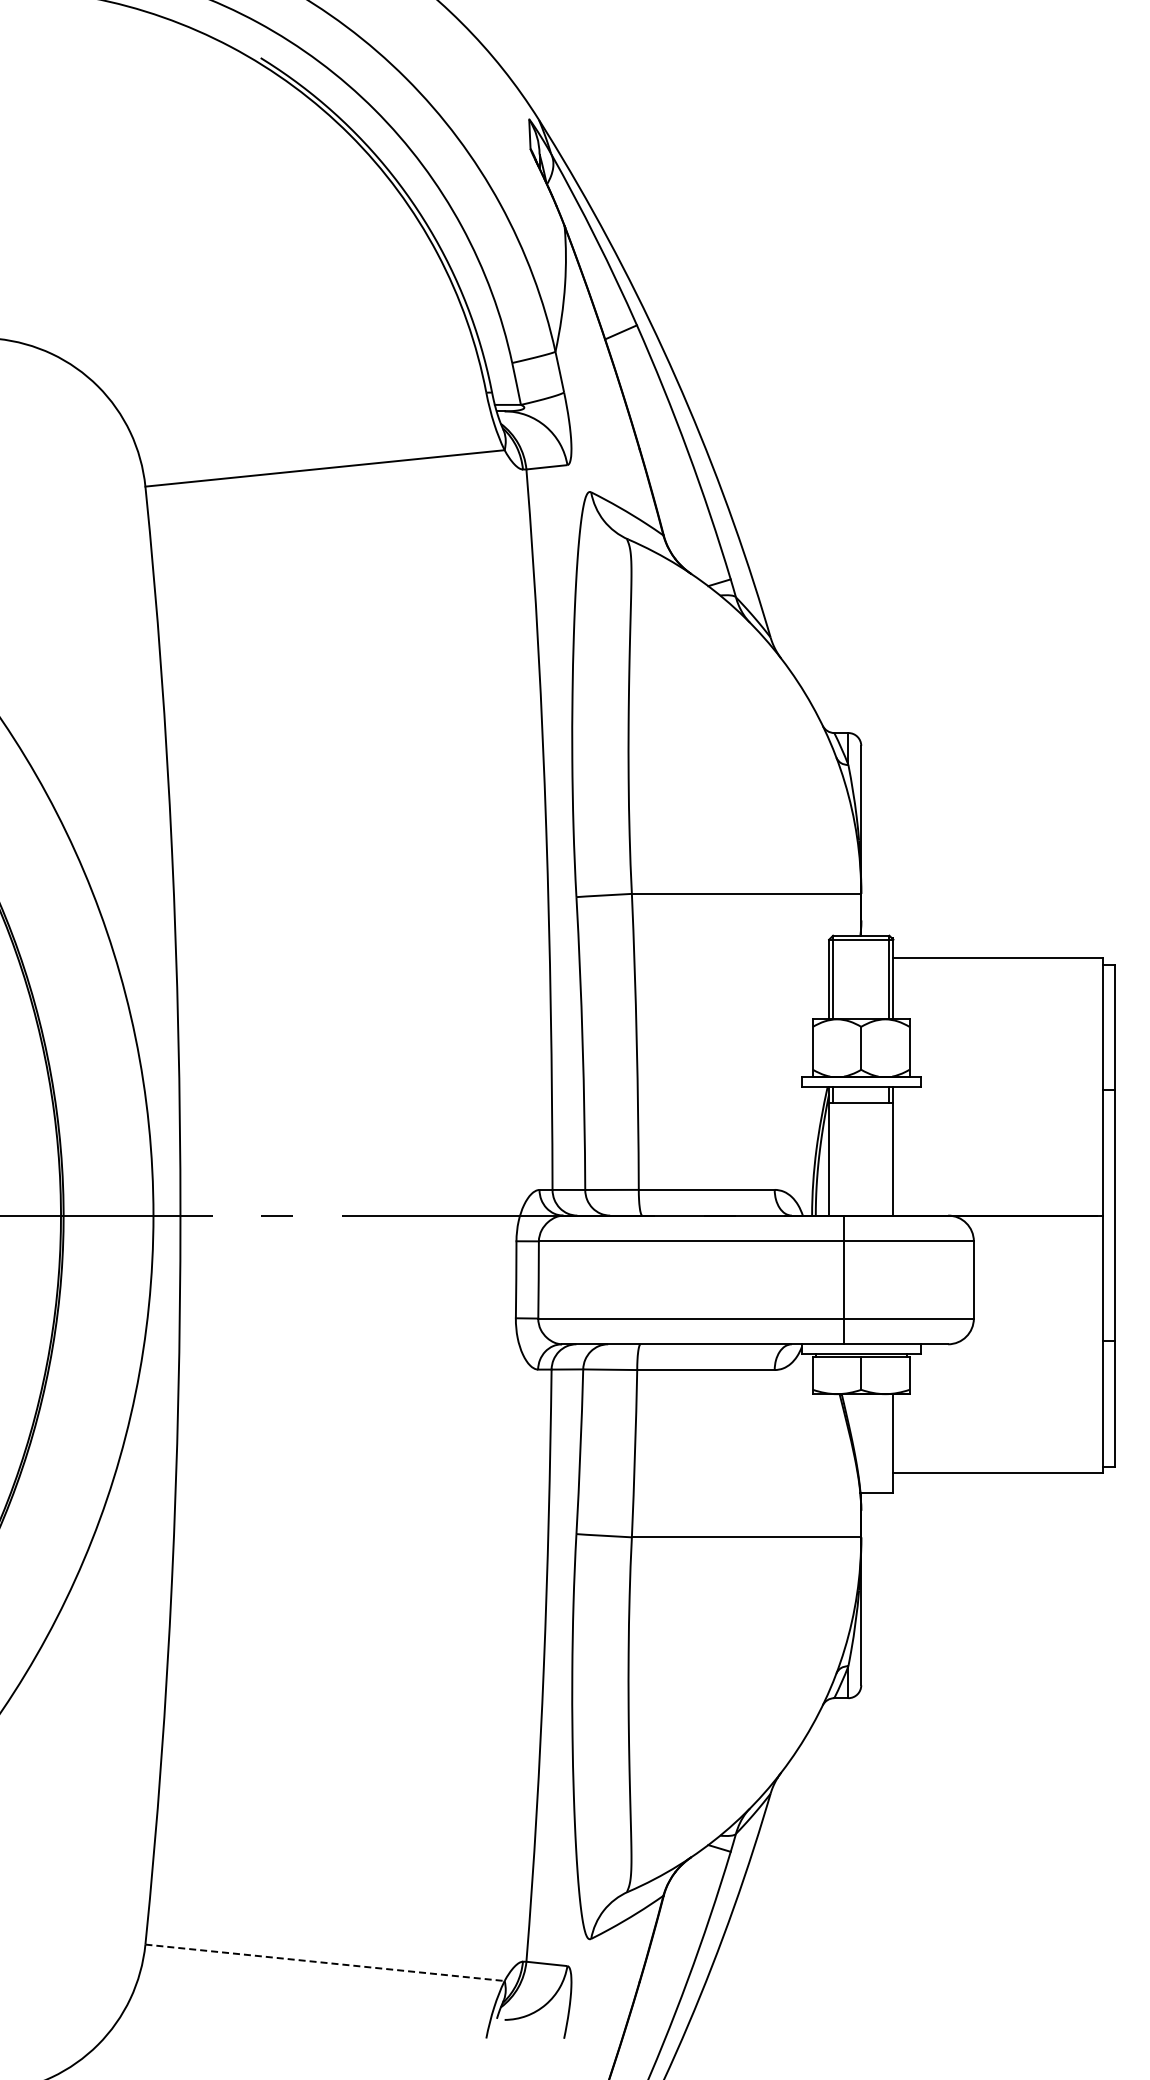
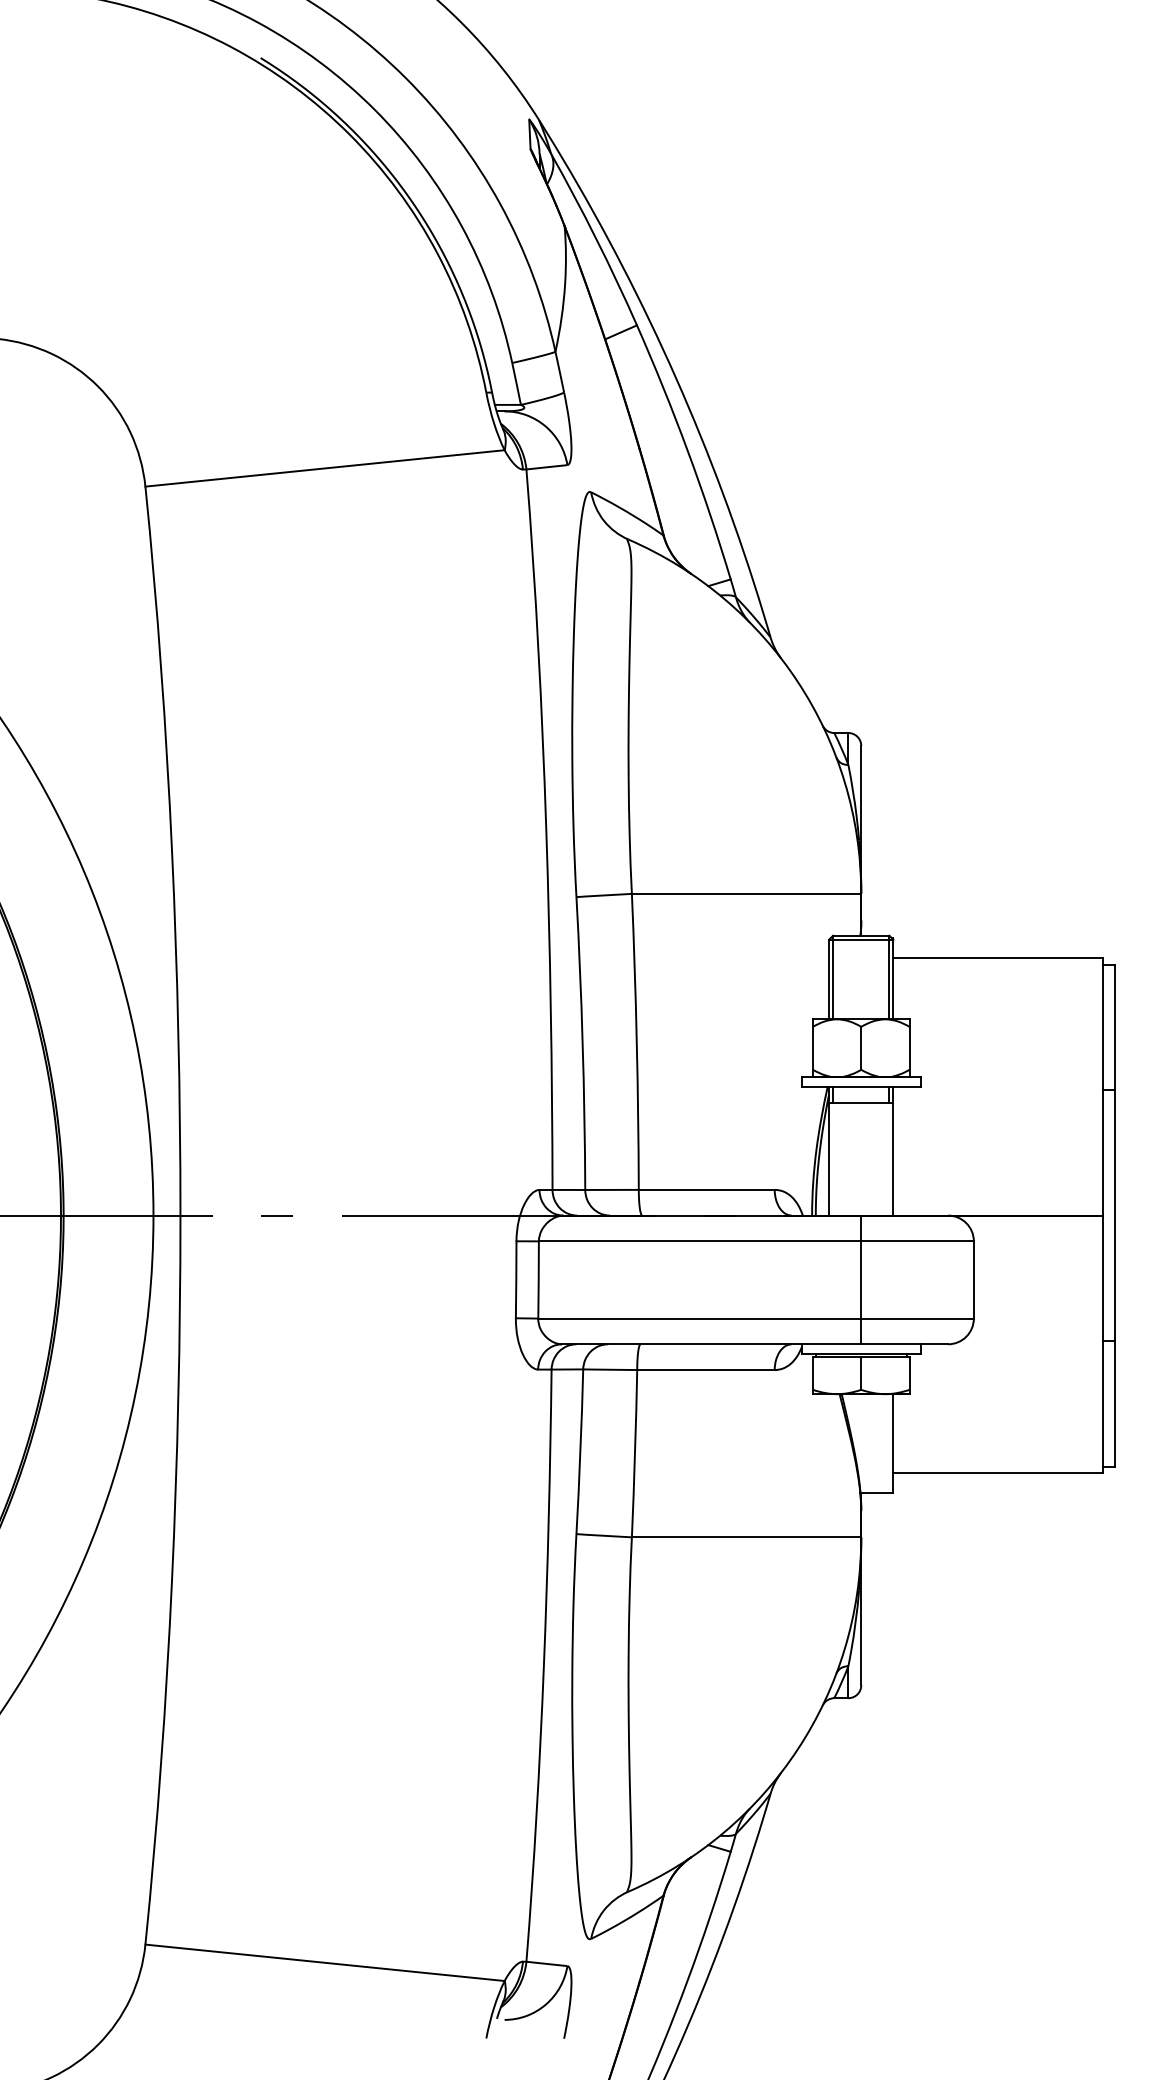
line position: (844, 1279) -> (861, 1279) (861, 1279)
line: dashed -> solid (325, 1962)
